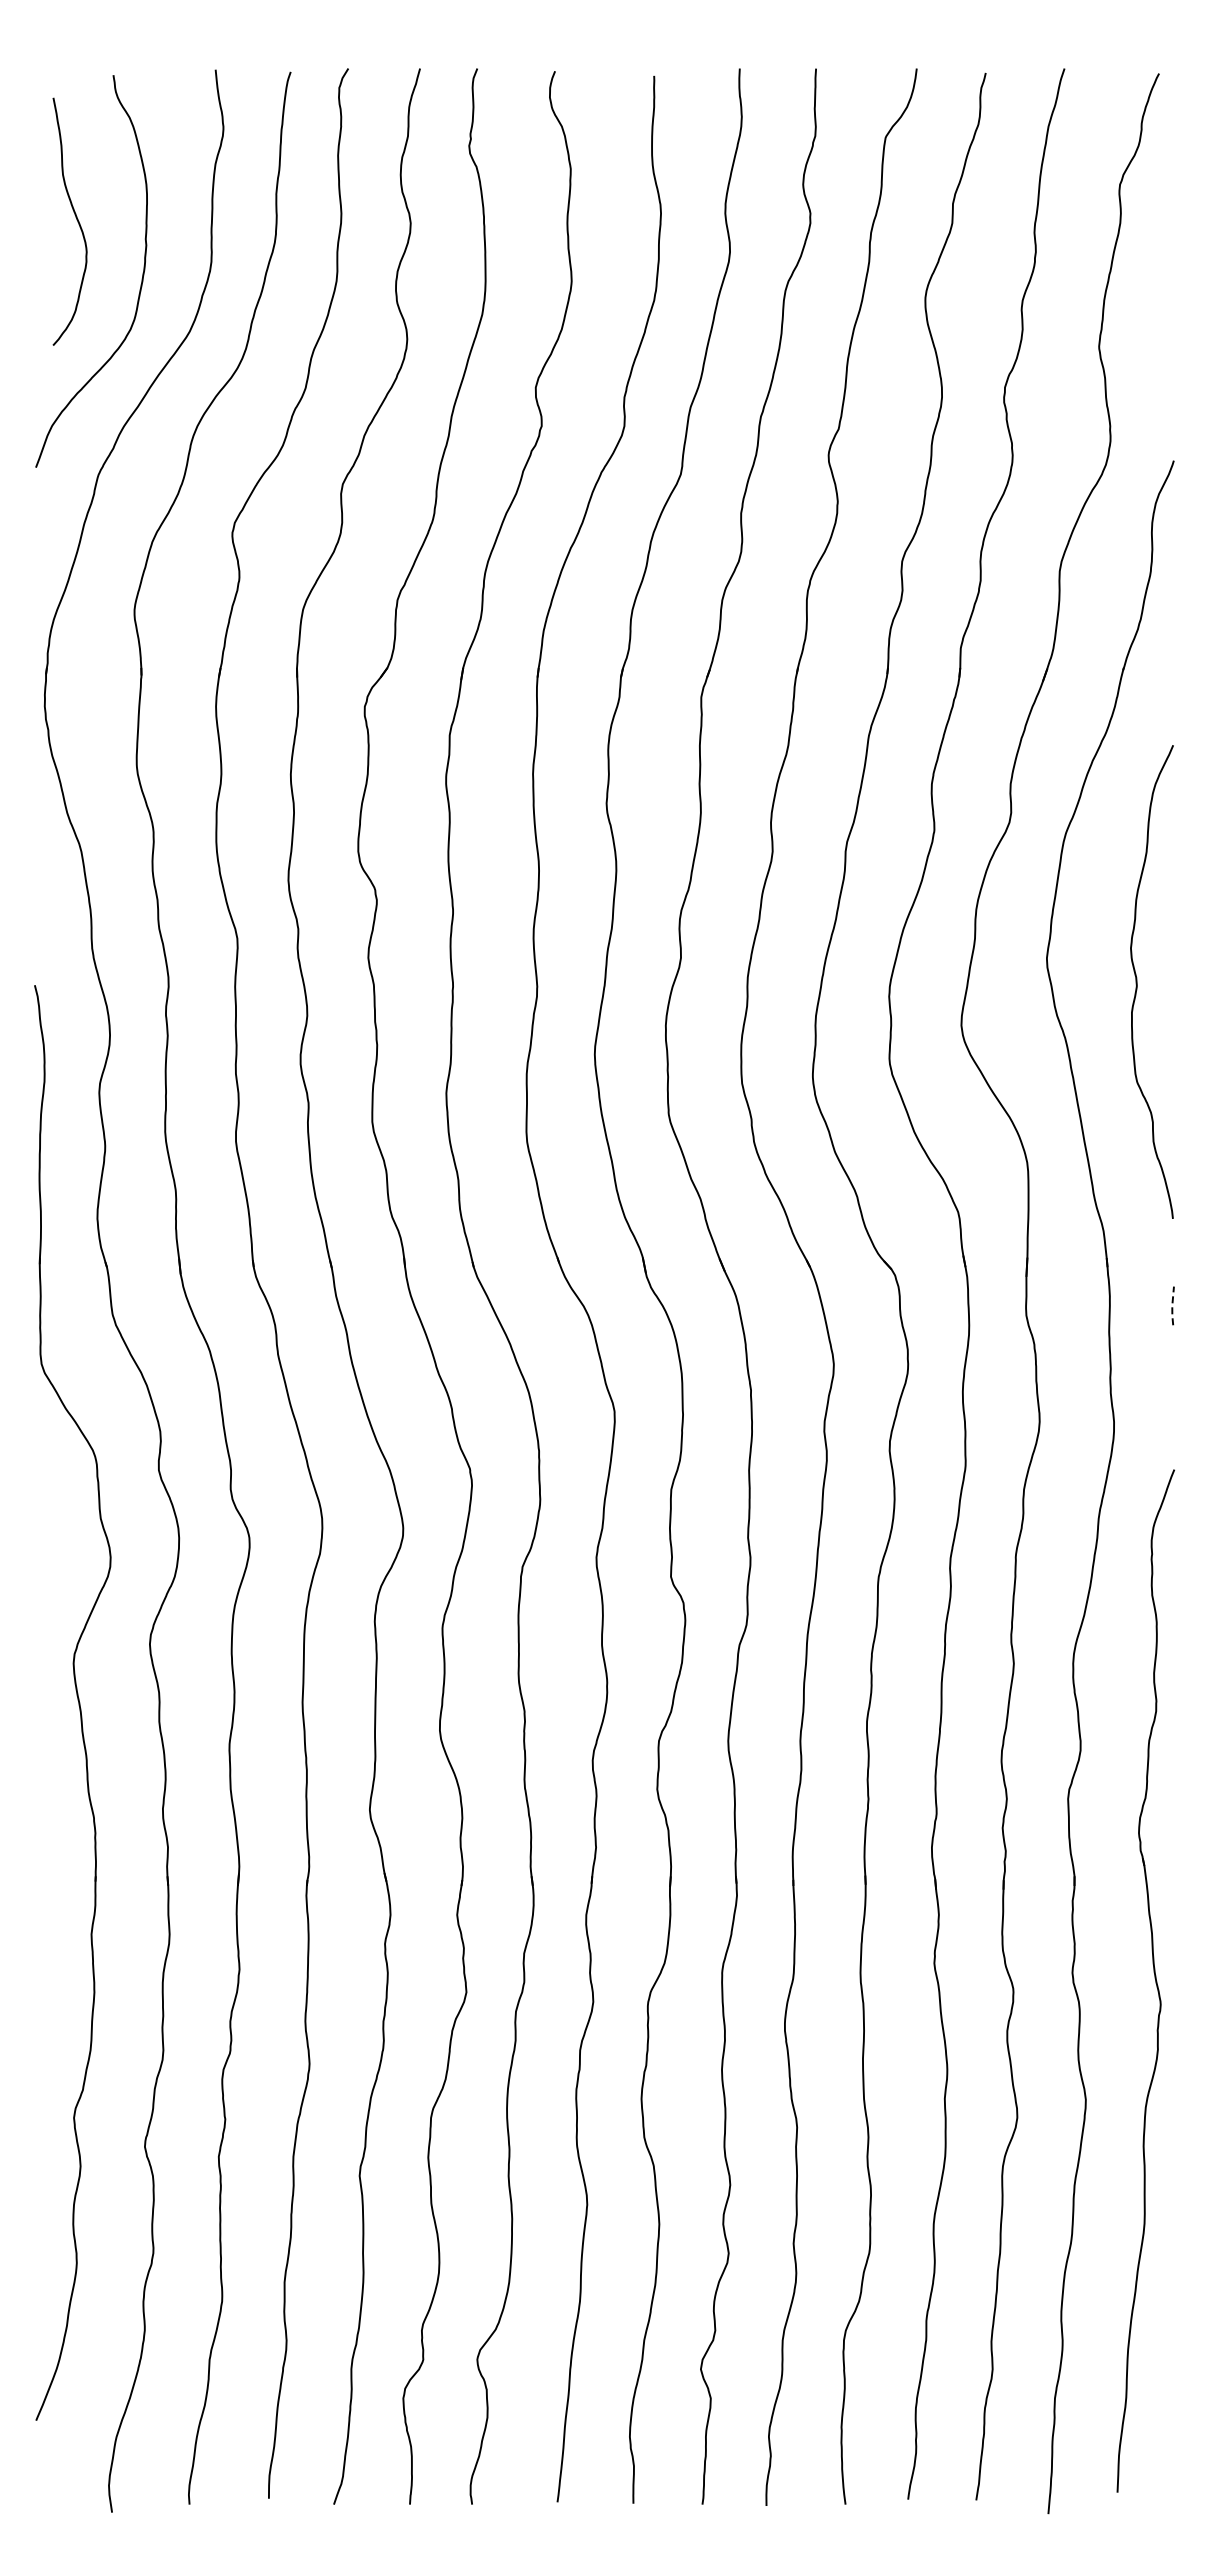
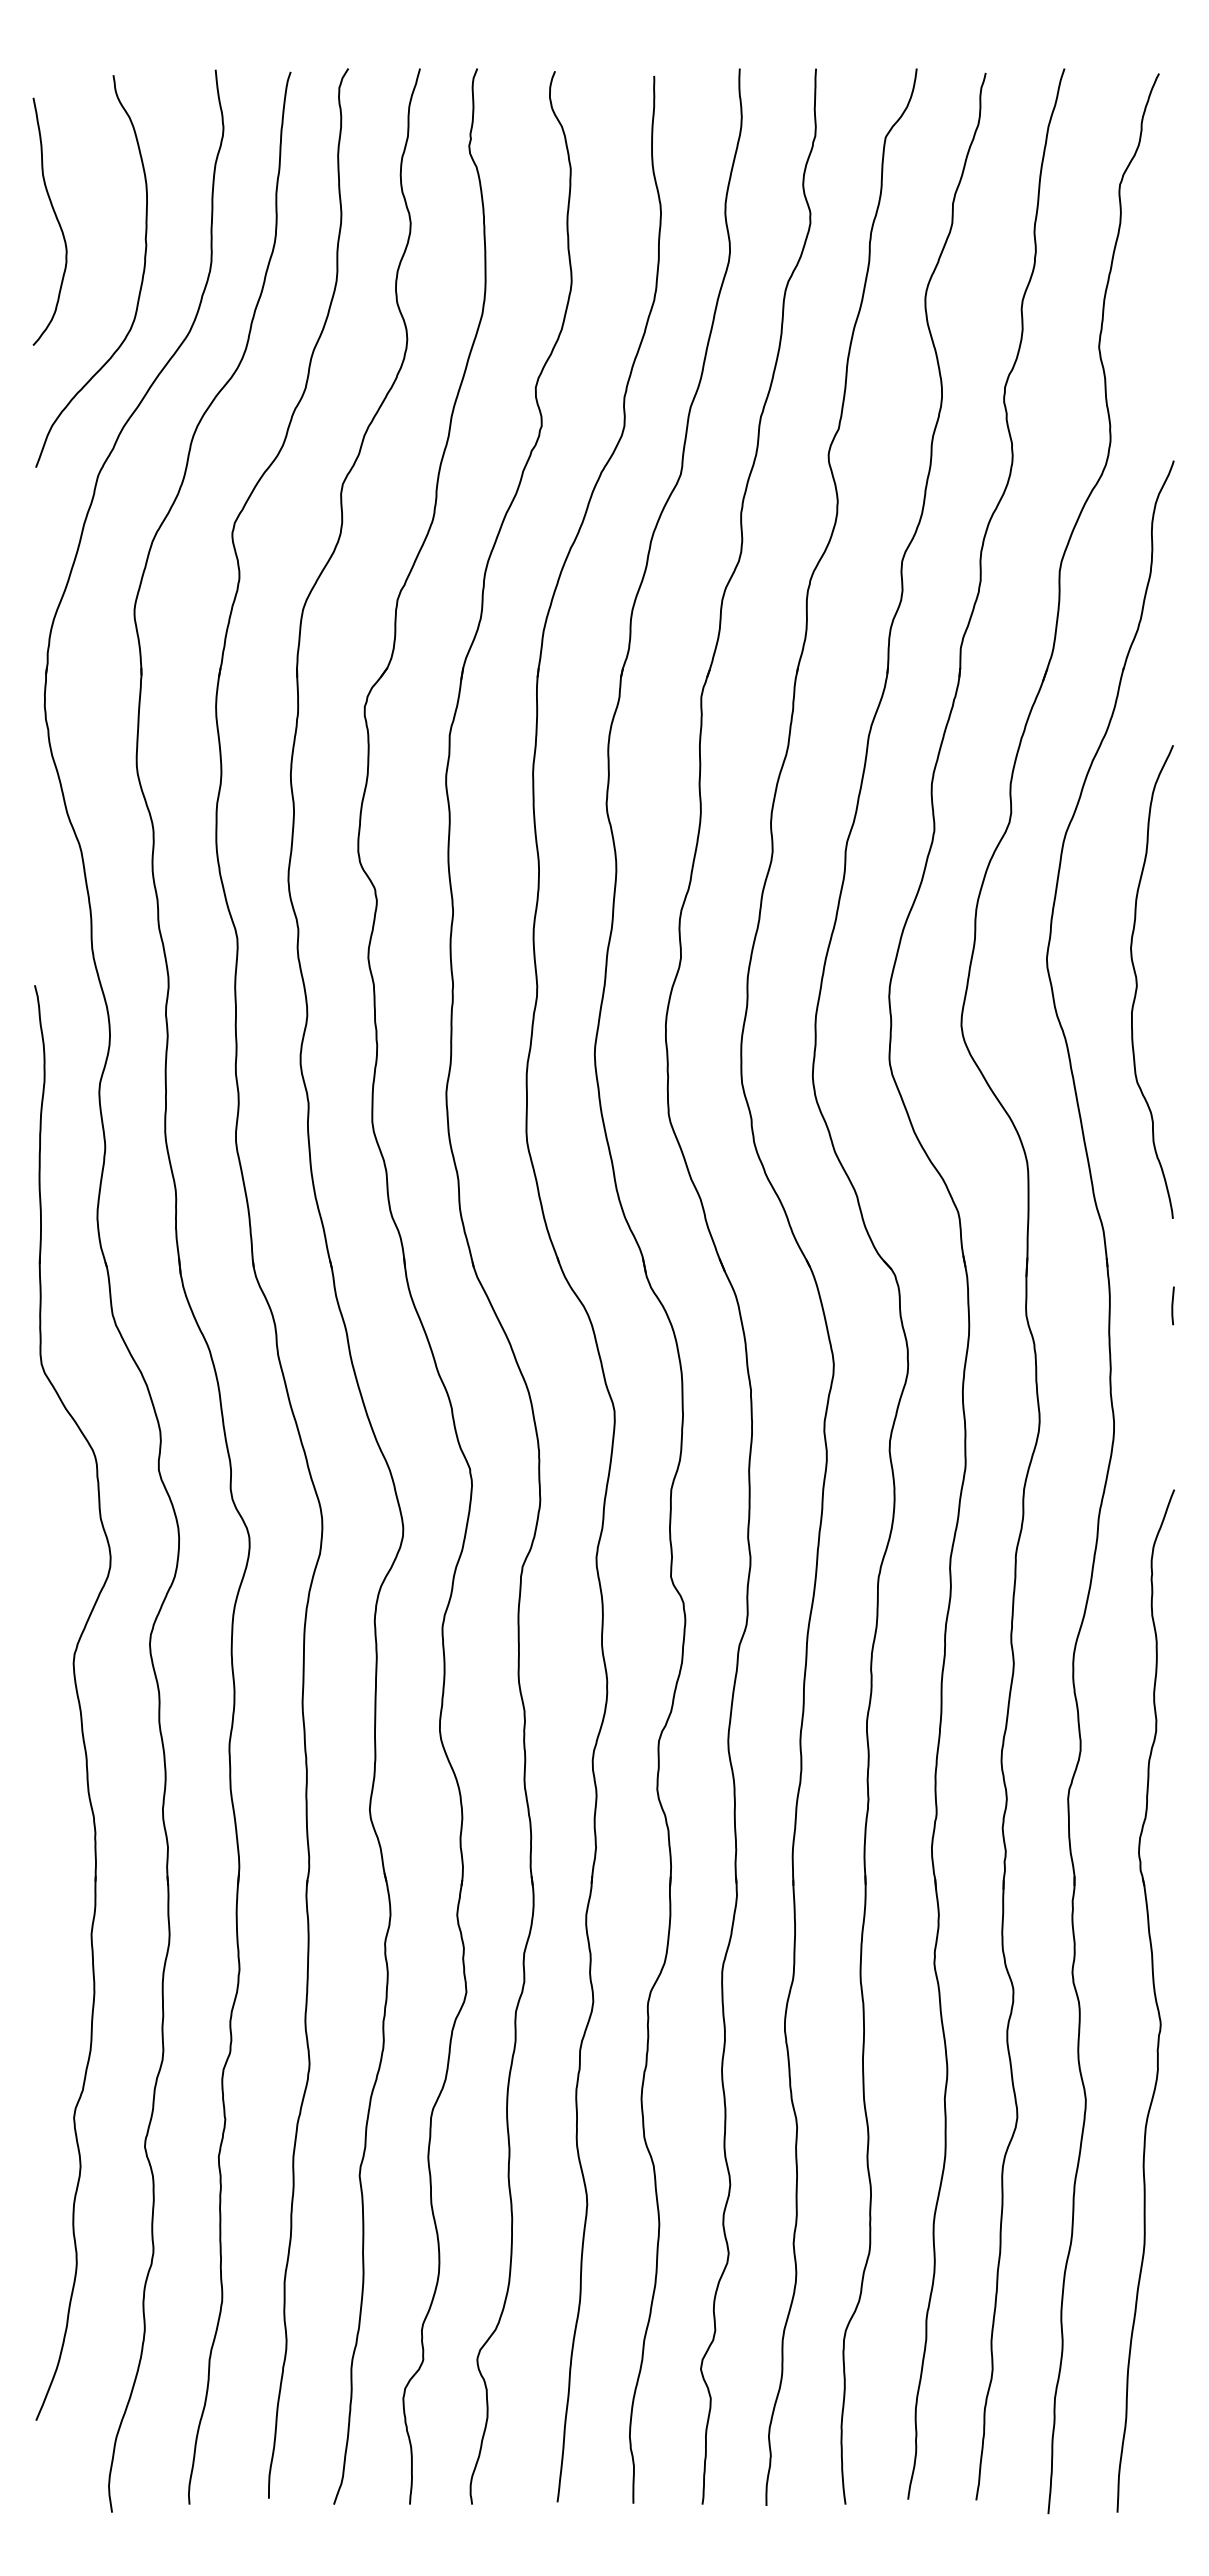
curve position: (76, 220) -> (56, 220) (56, 220)
line: dashed -> solid (1172, 1305)
part position: (1154, 1978) -> (1154, 1998) (1154, 1998)
